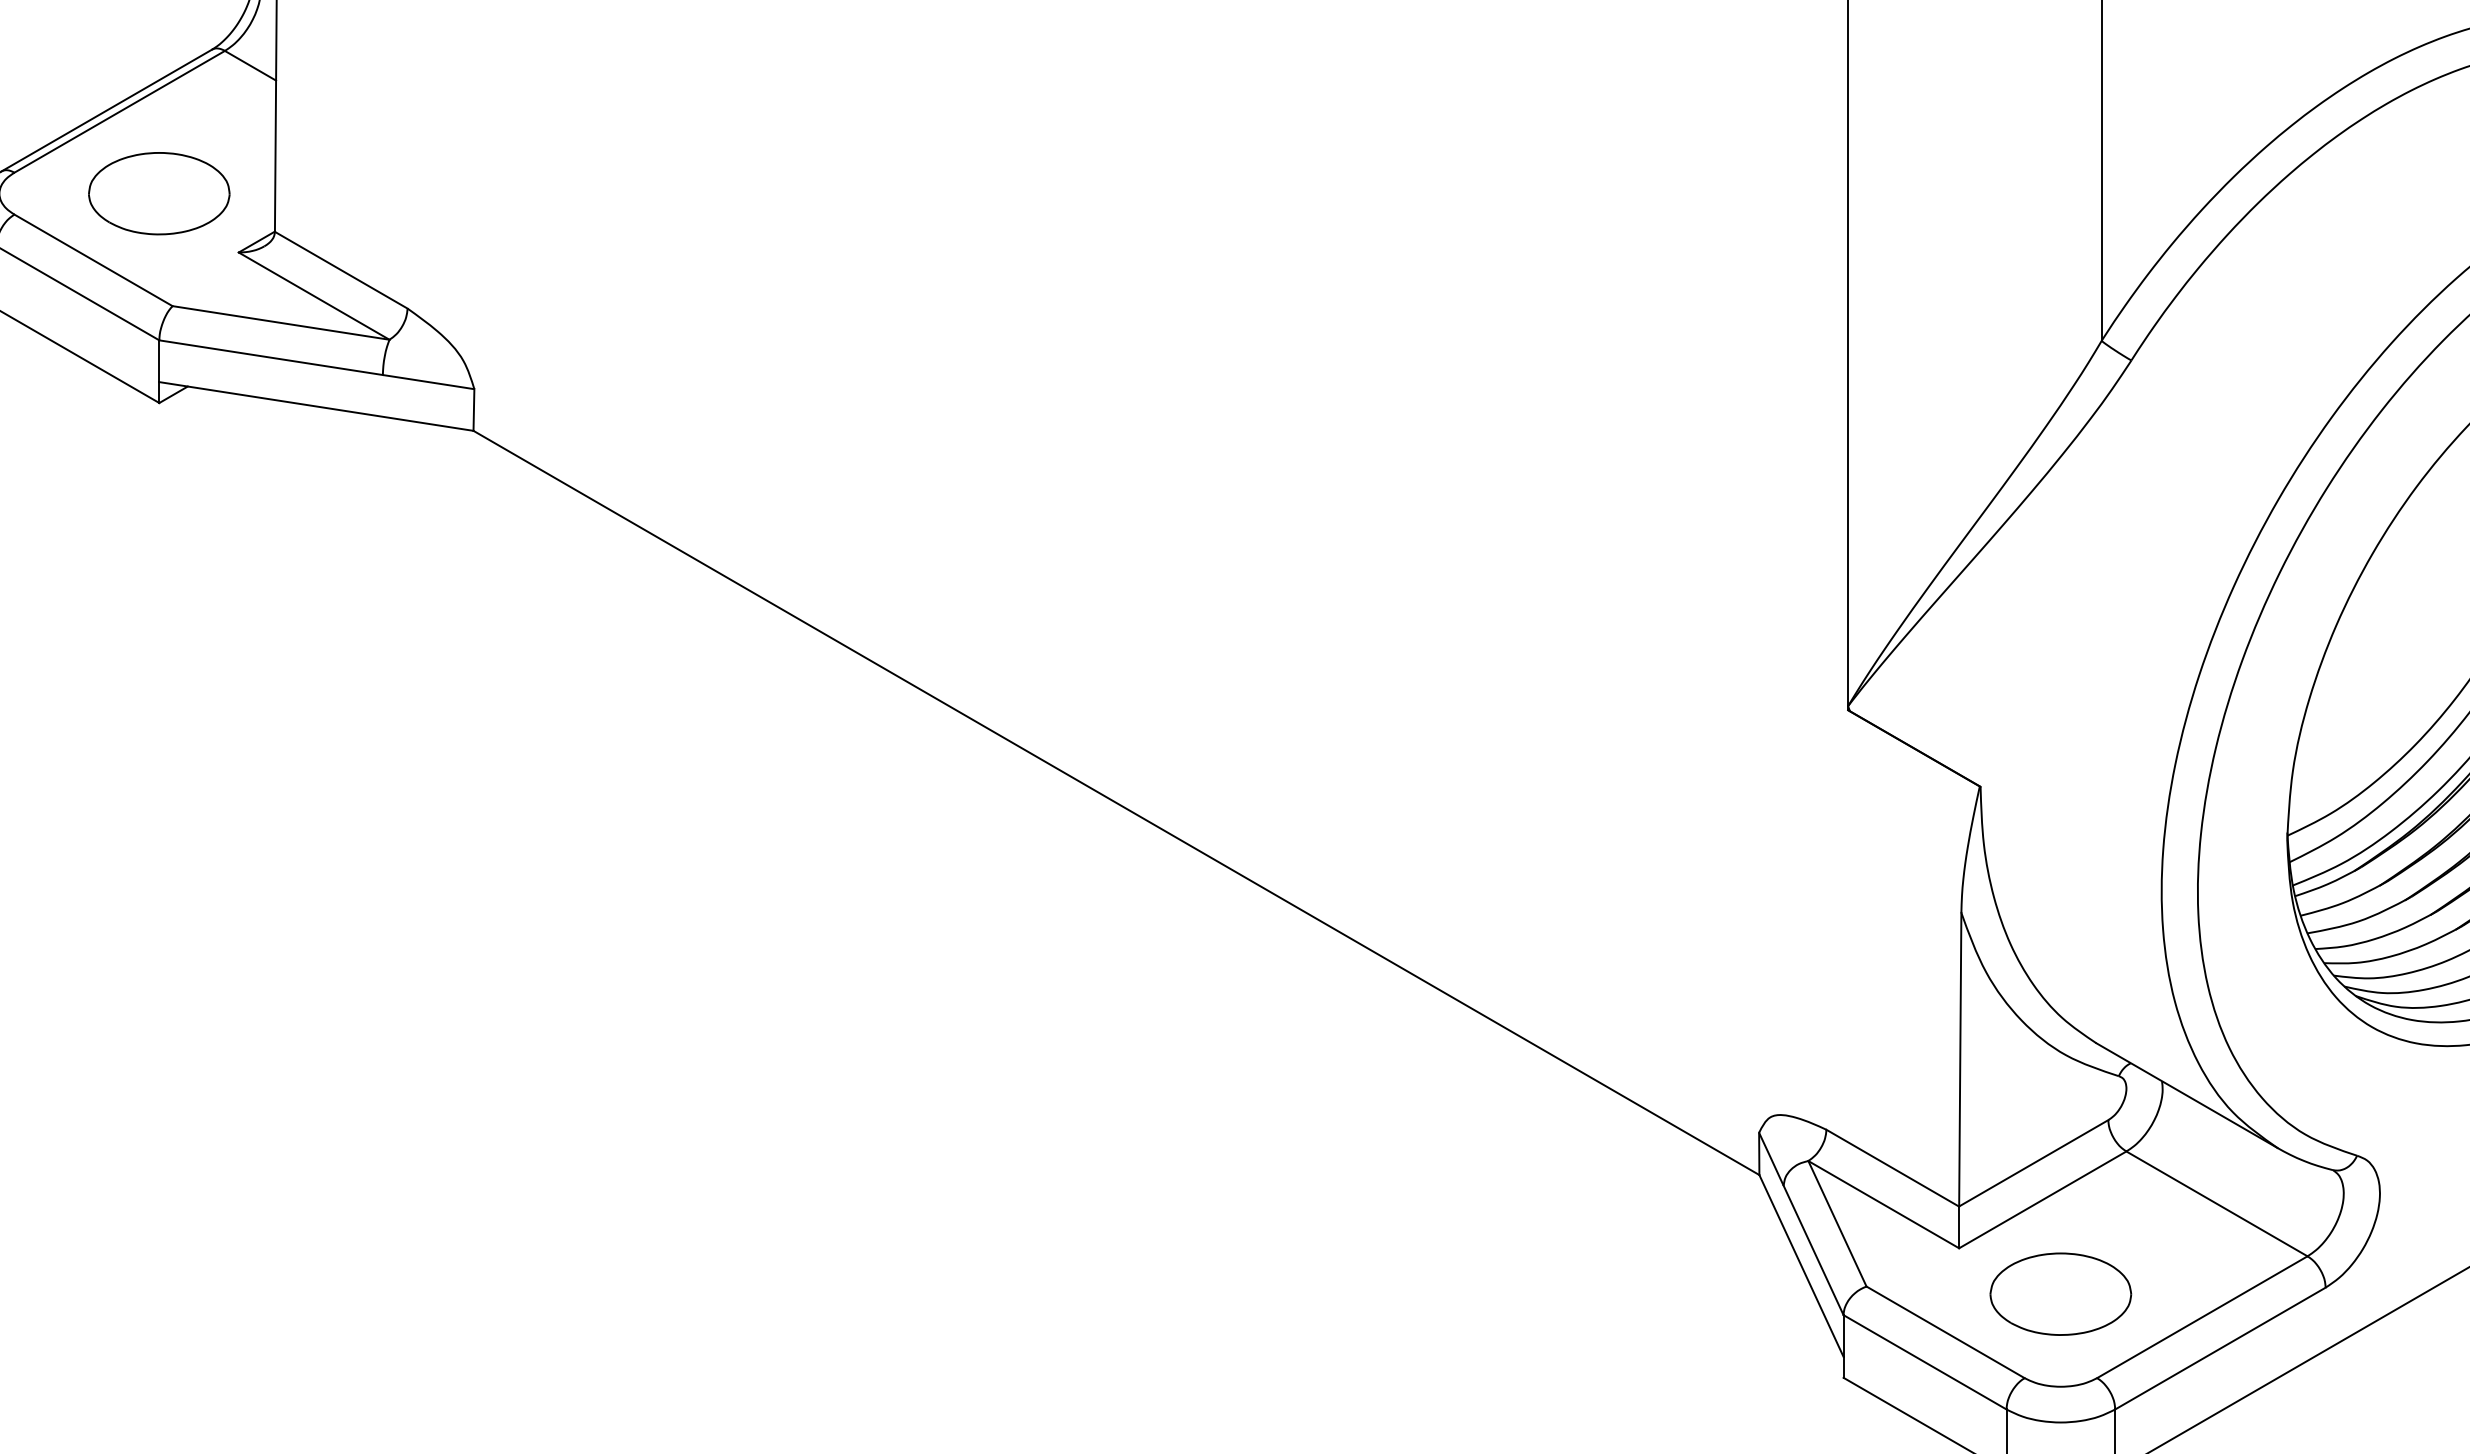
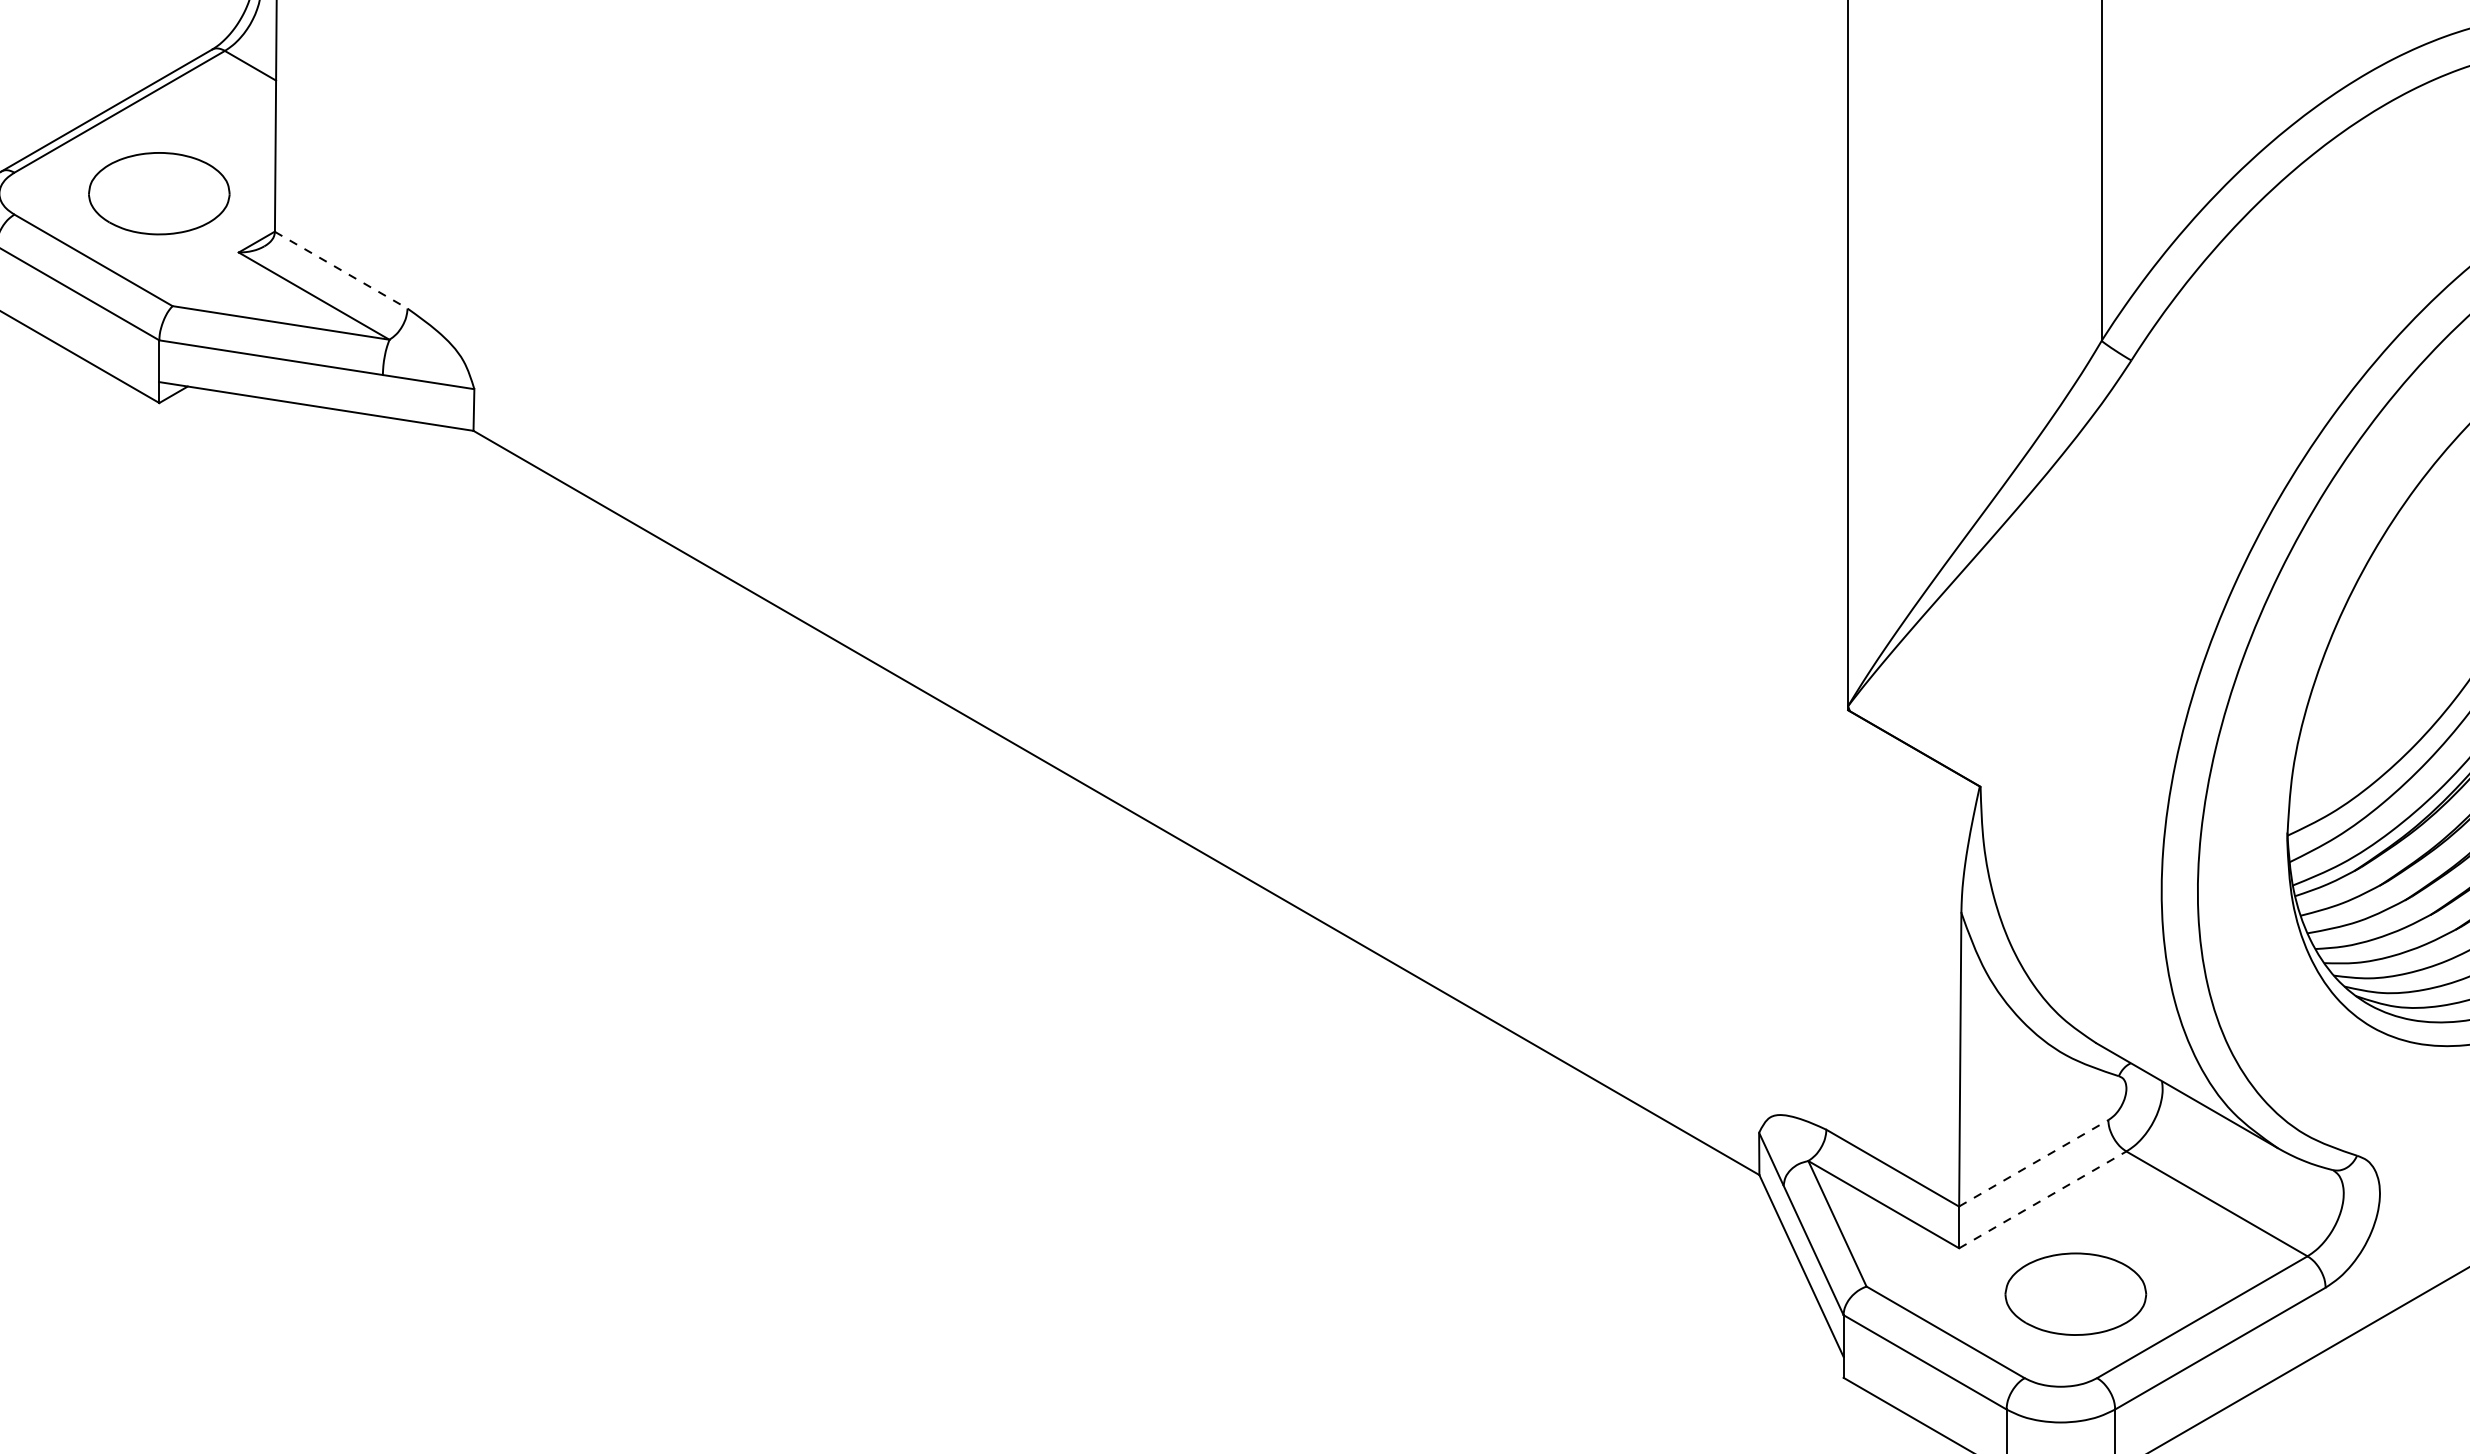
line: solid -> dashed (341, 270)
line: solid -> dashed (2034, 1163)
line: solid -> dashed (2042, 1199)
part position: (2060, 1293) -> (2075, 1293) (2075, 1293)
